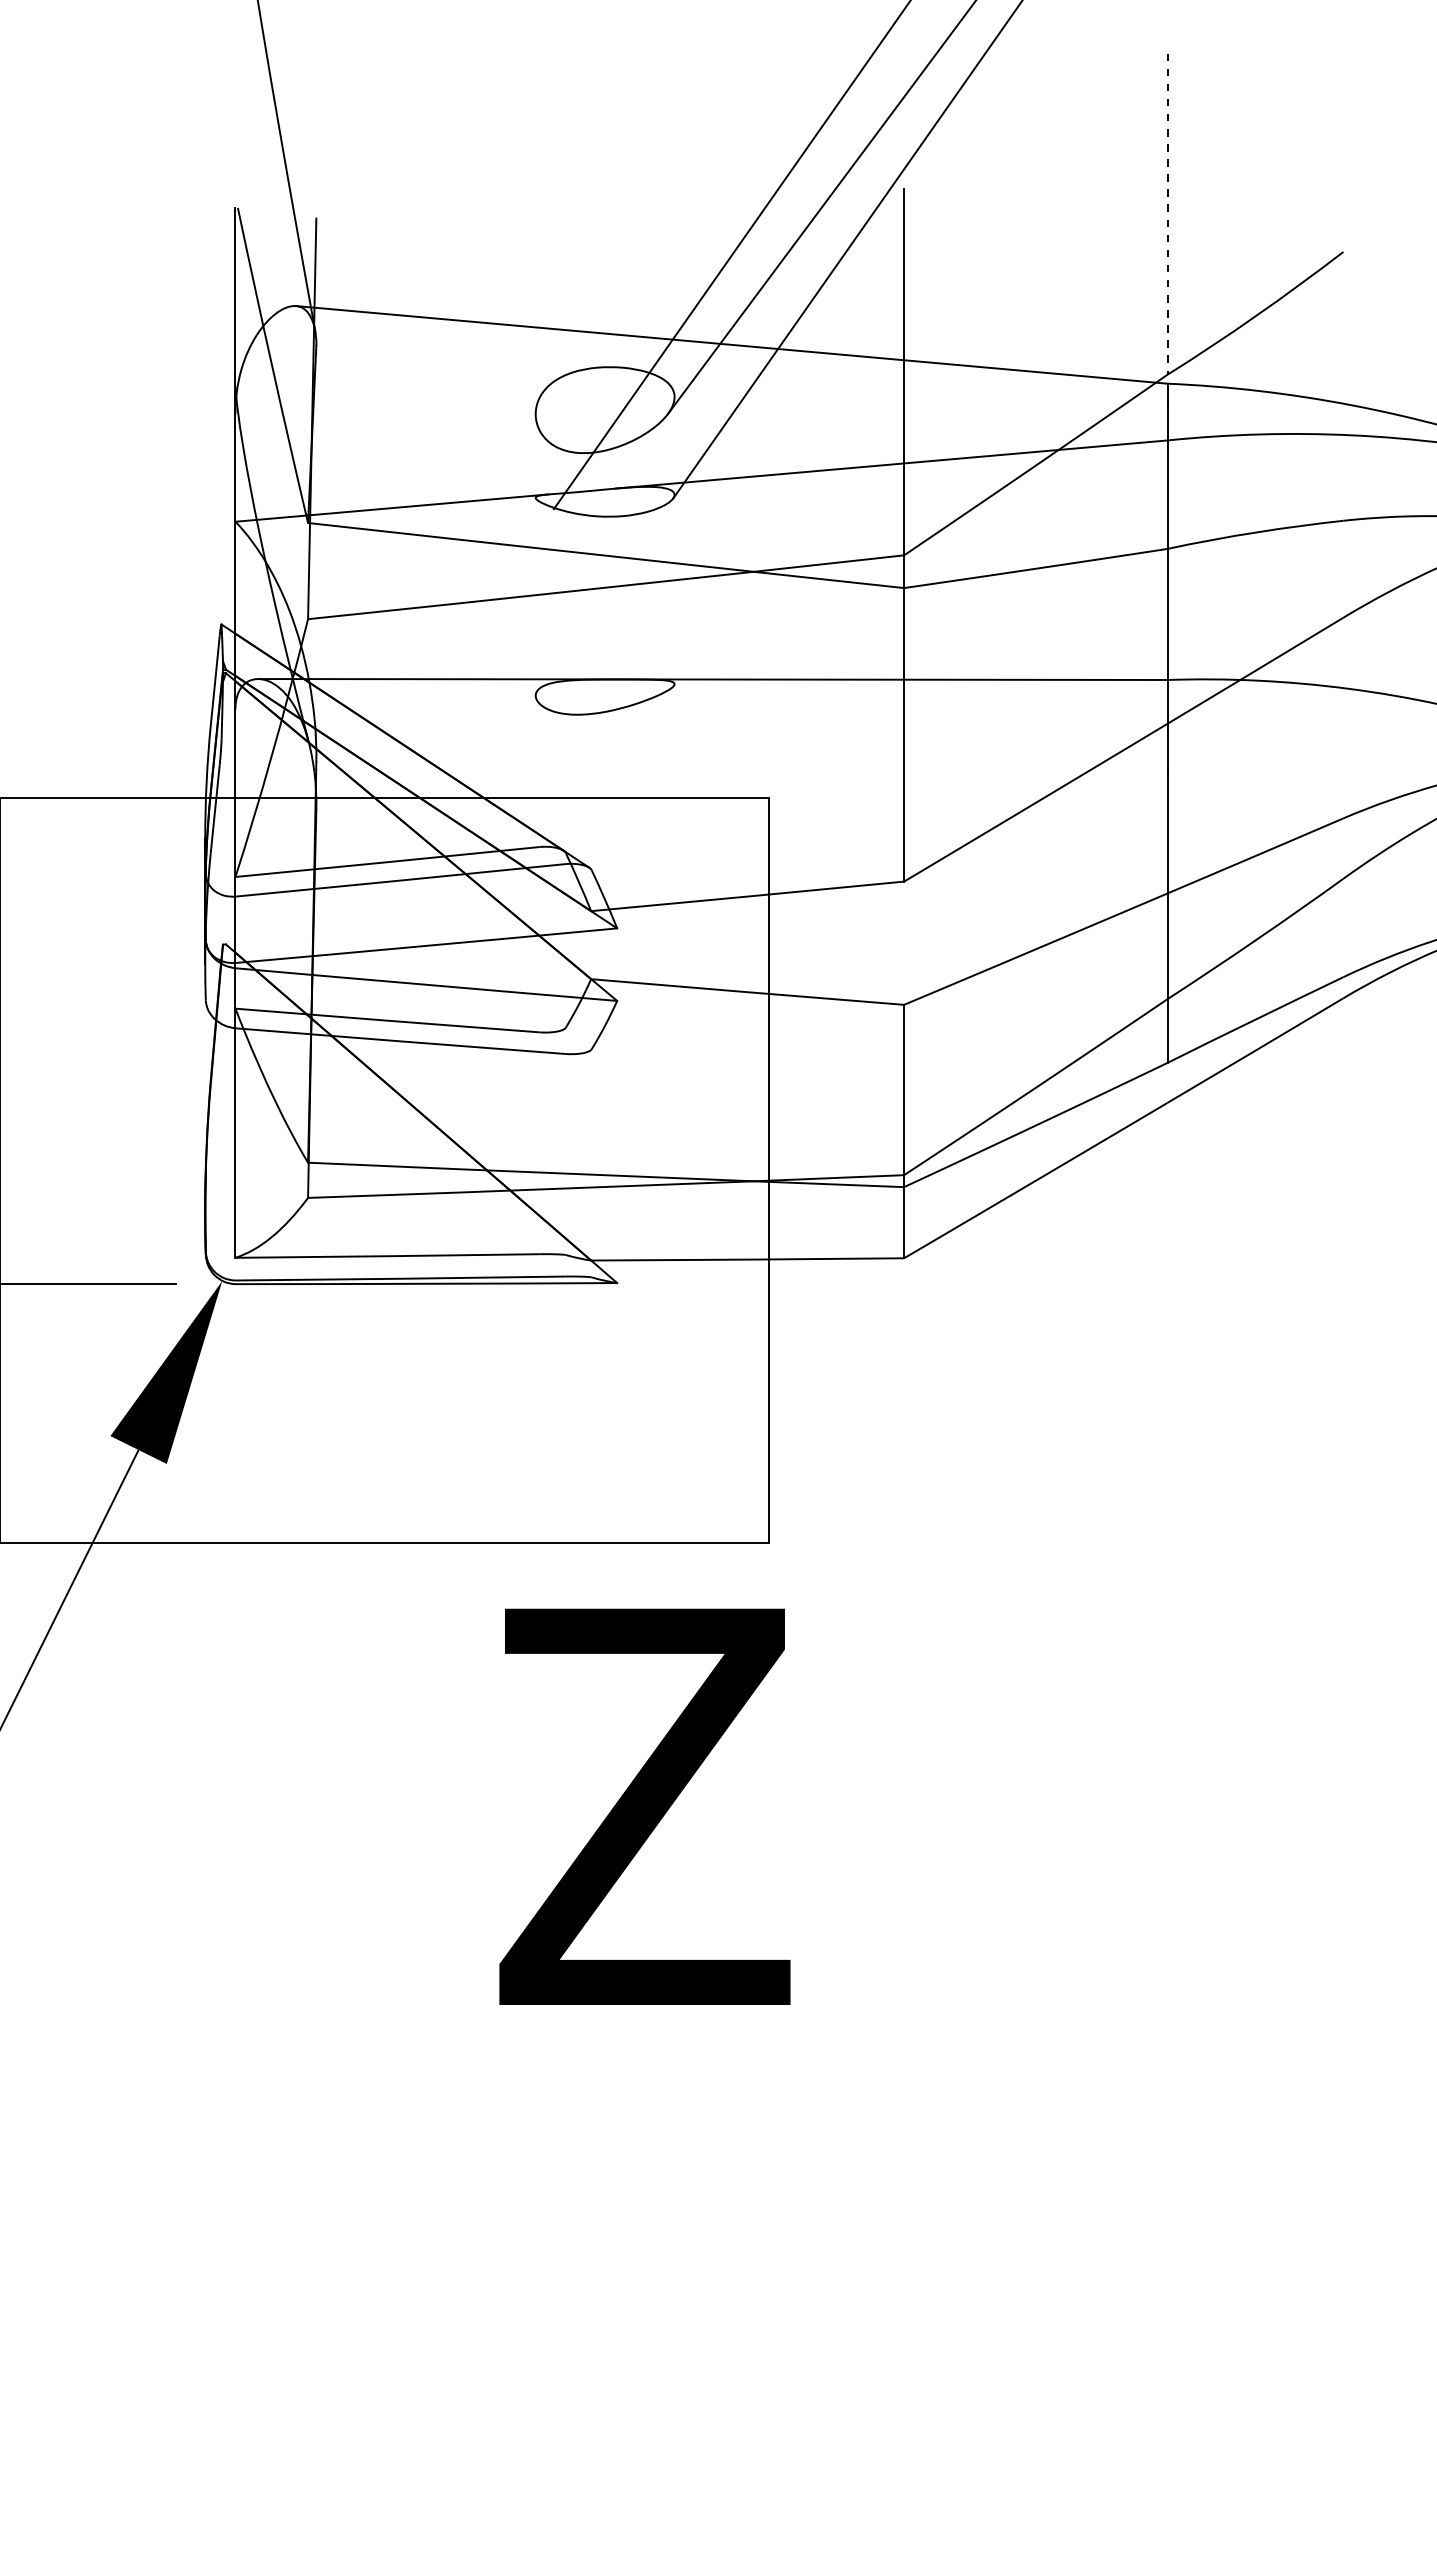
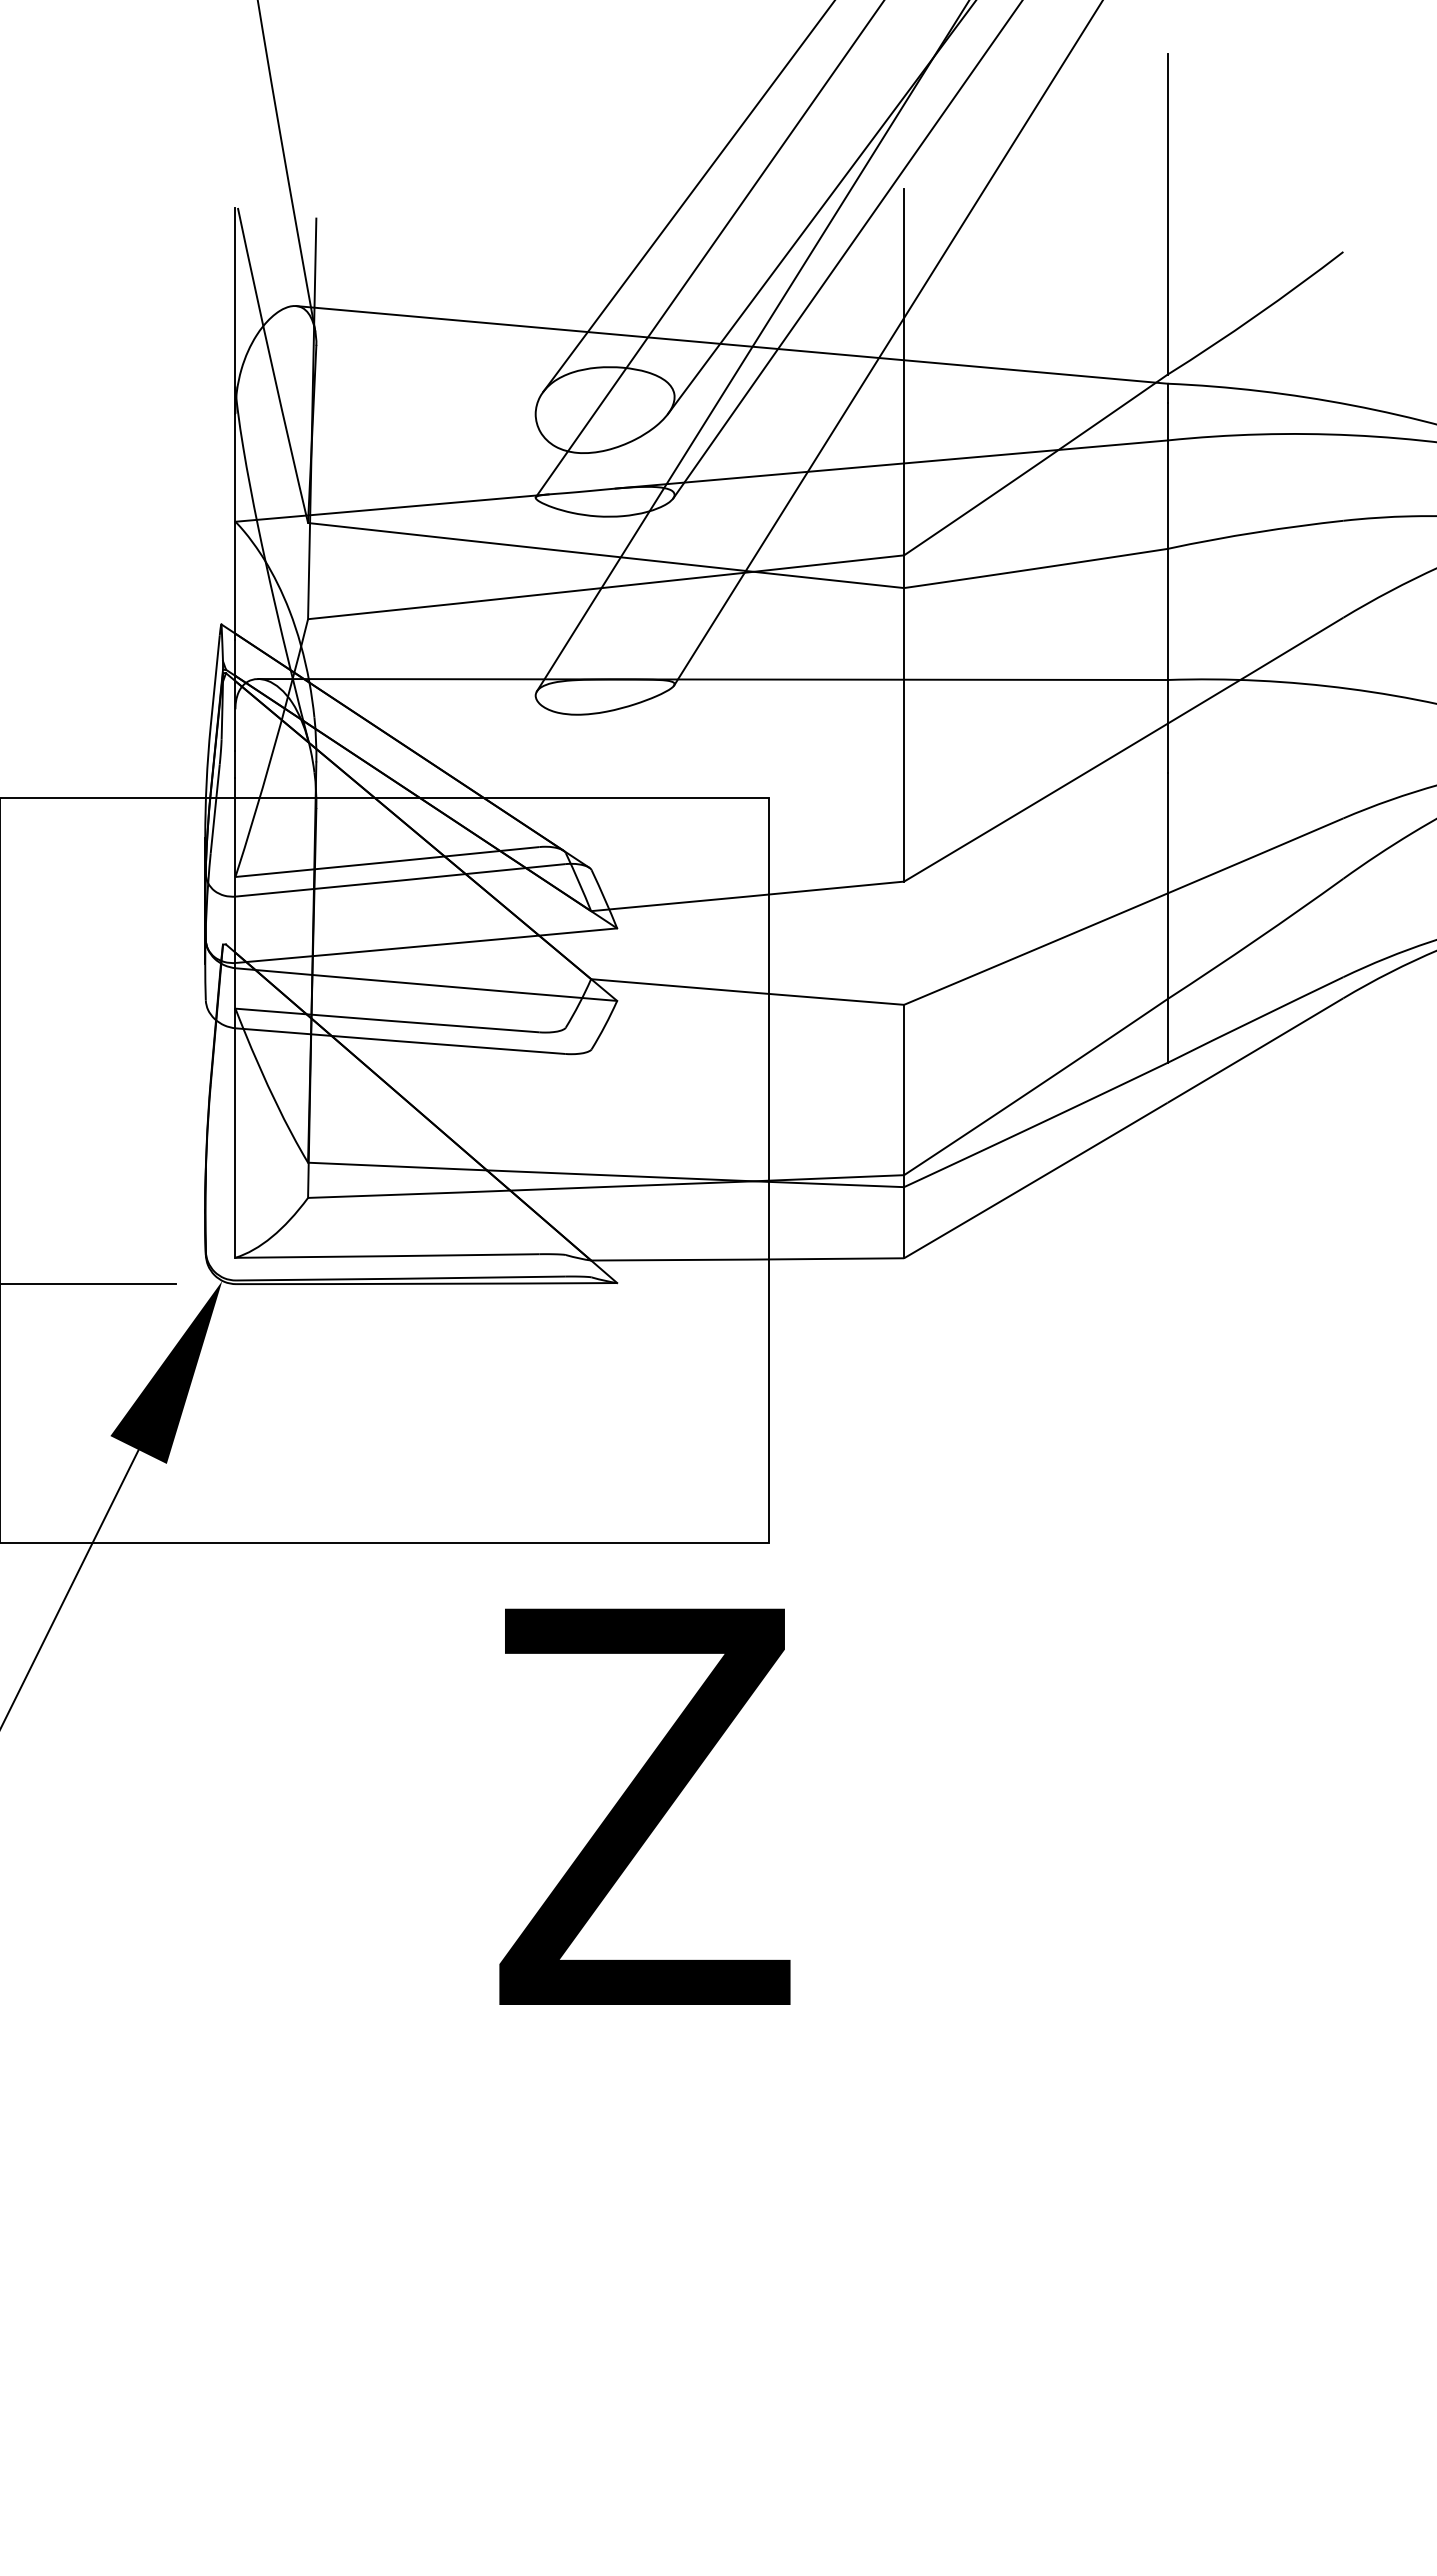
line: none -> present (688, 196)
line: dashed -> solid (1167, 214)
line position: (731, 255) -> (708, 249) (708, 249)
line: none -> present (887, 343)
line: none -> present (751, 346)
